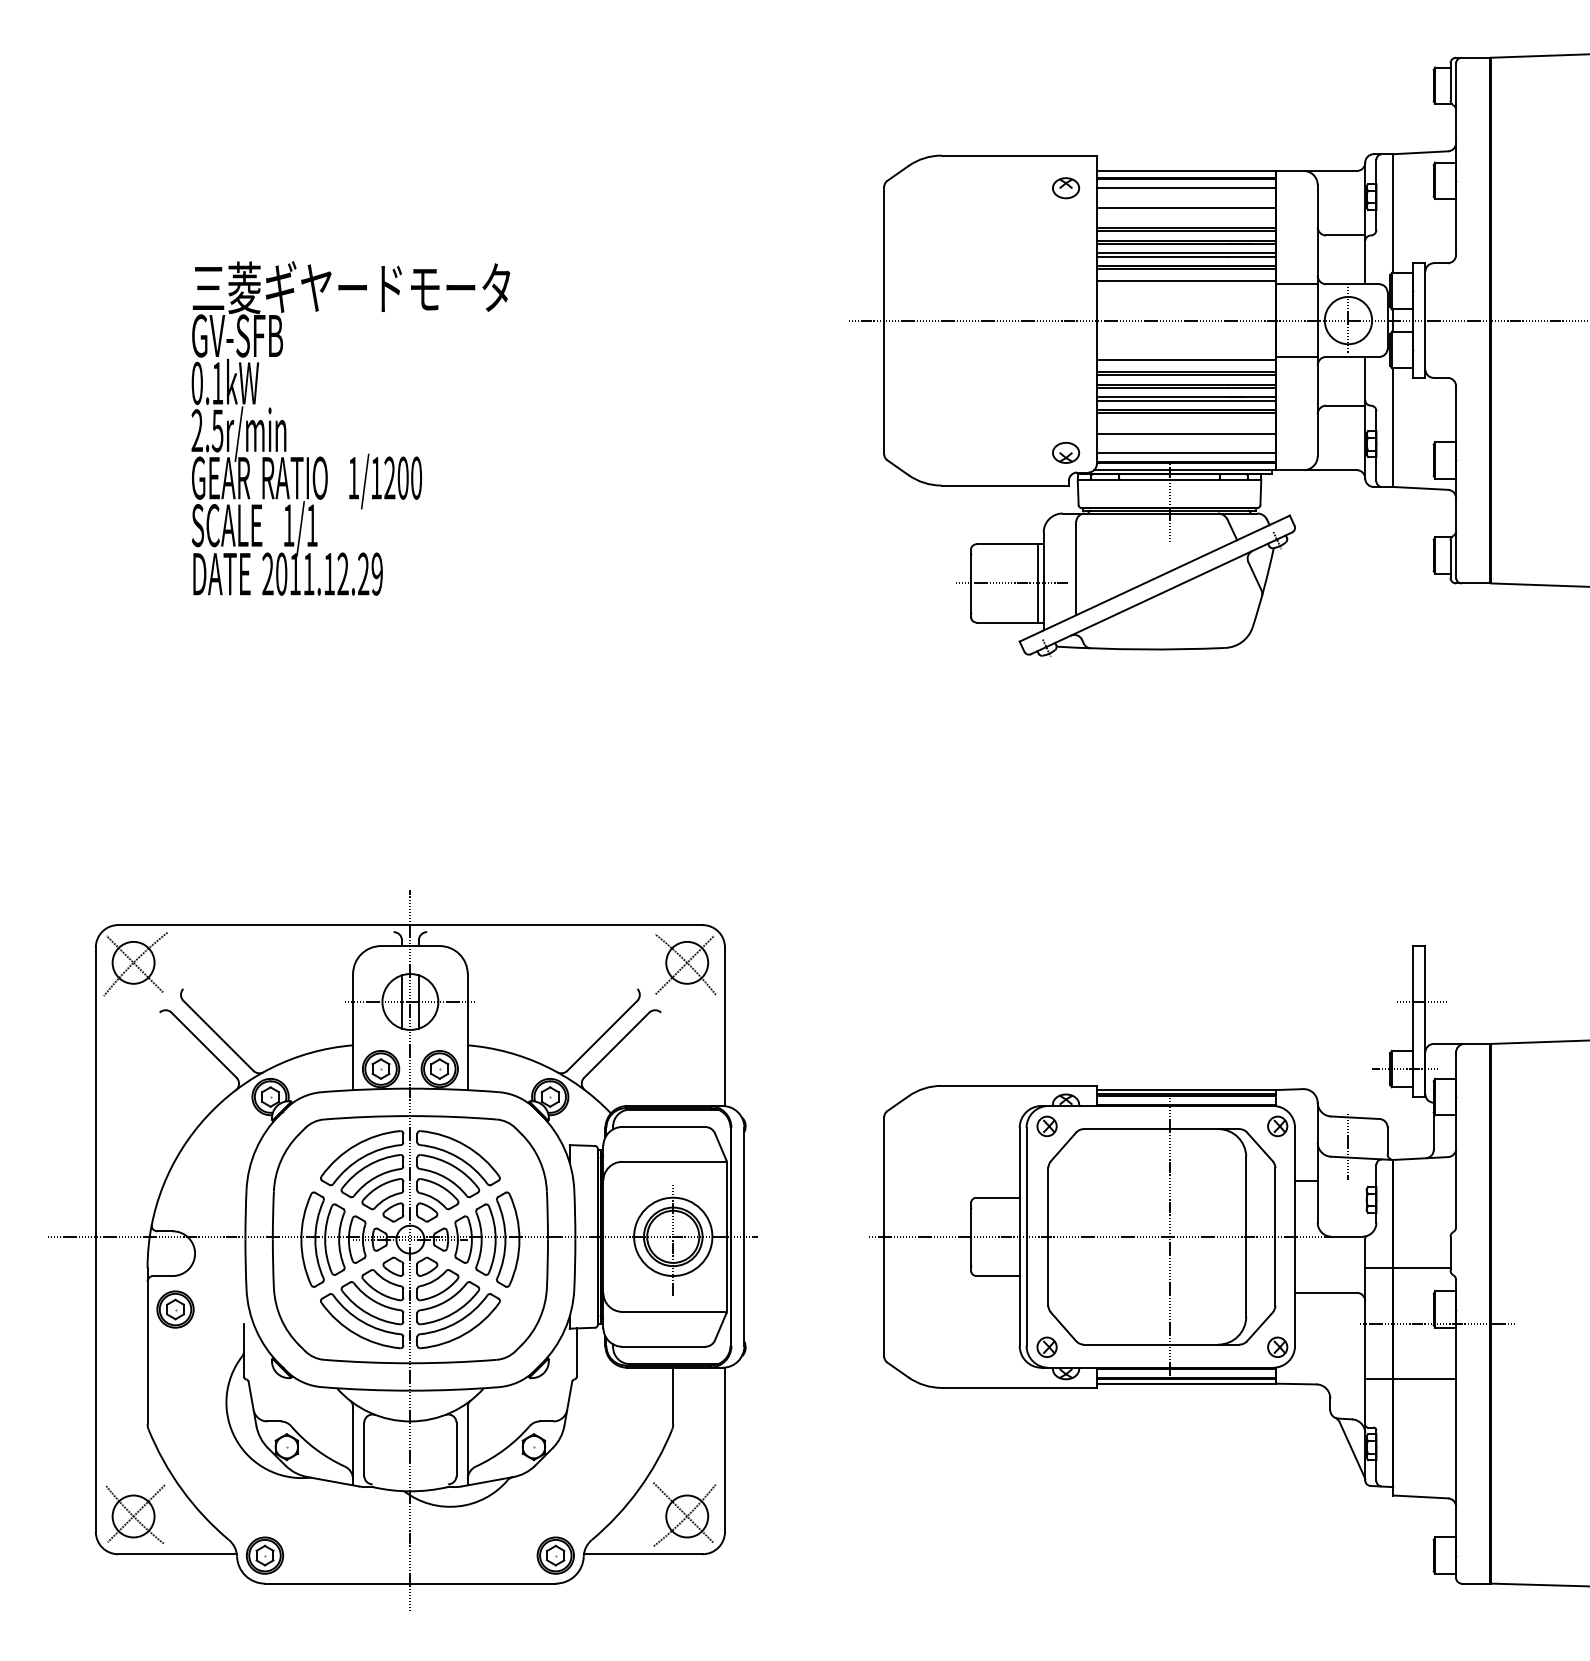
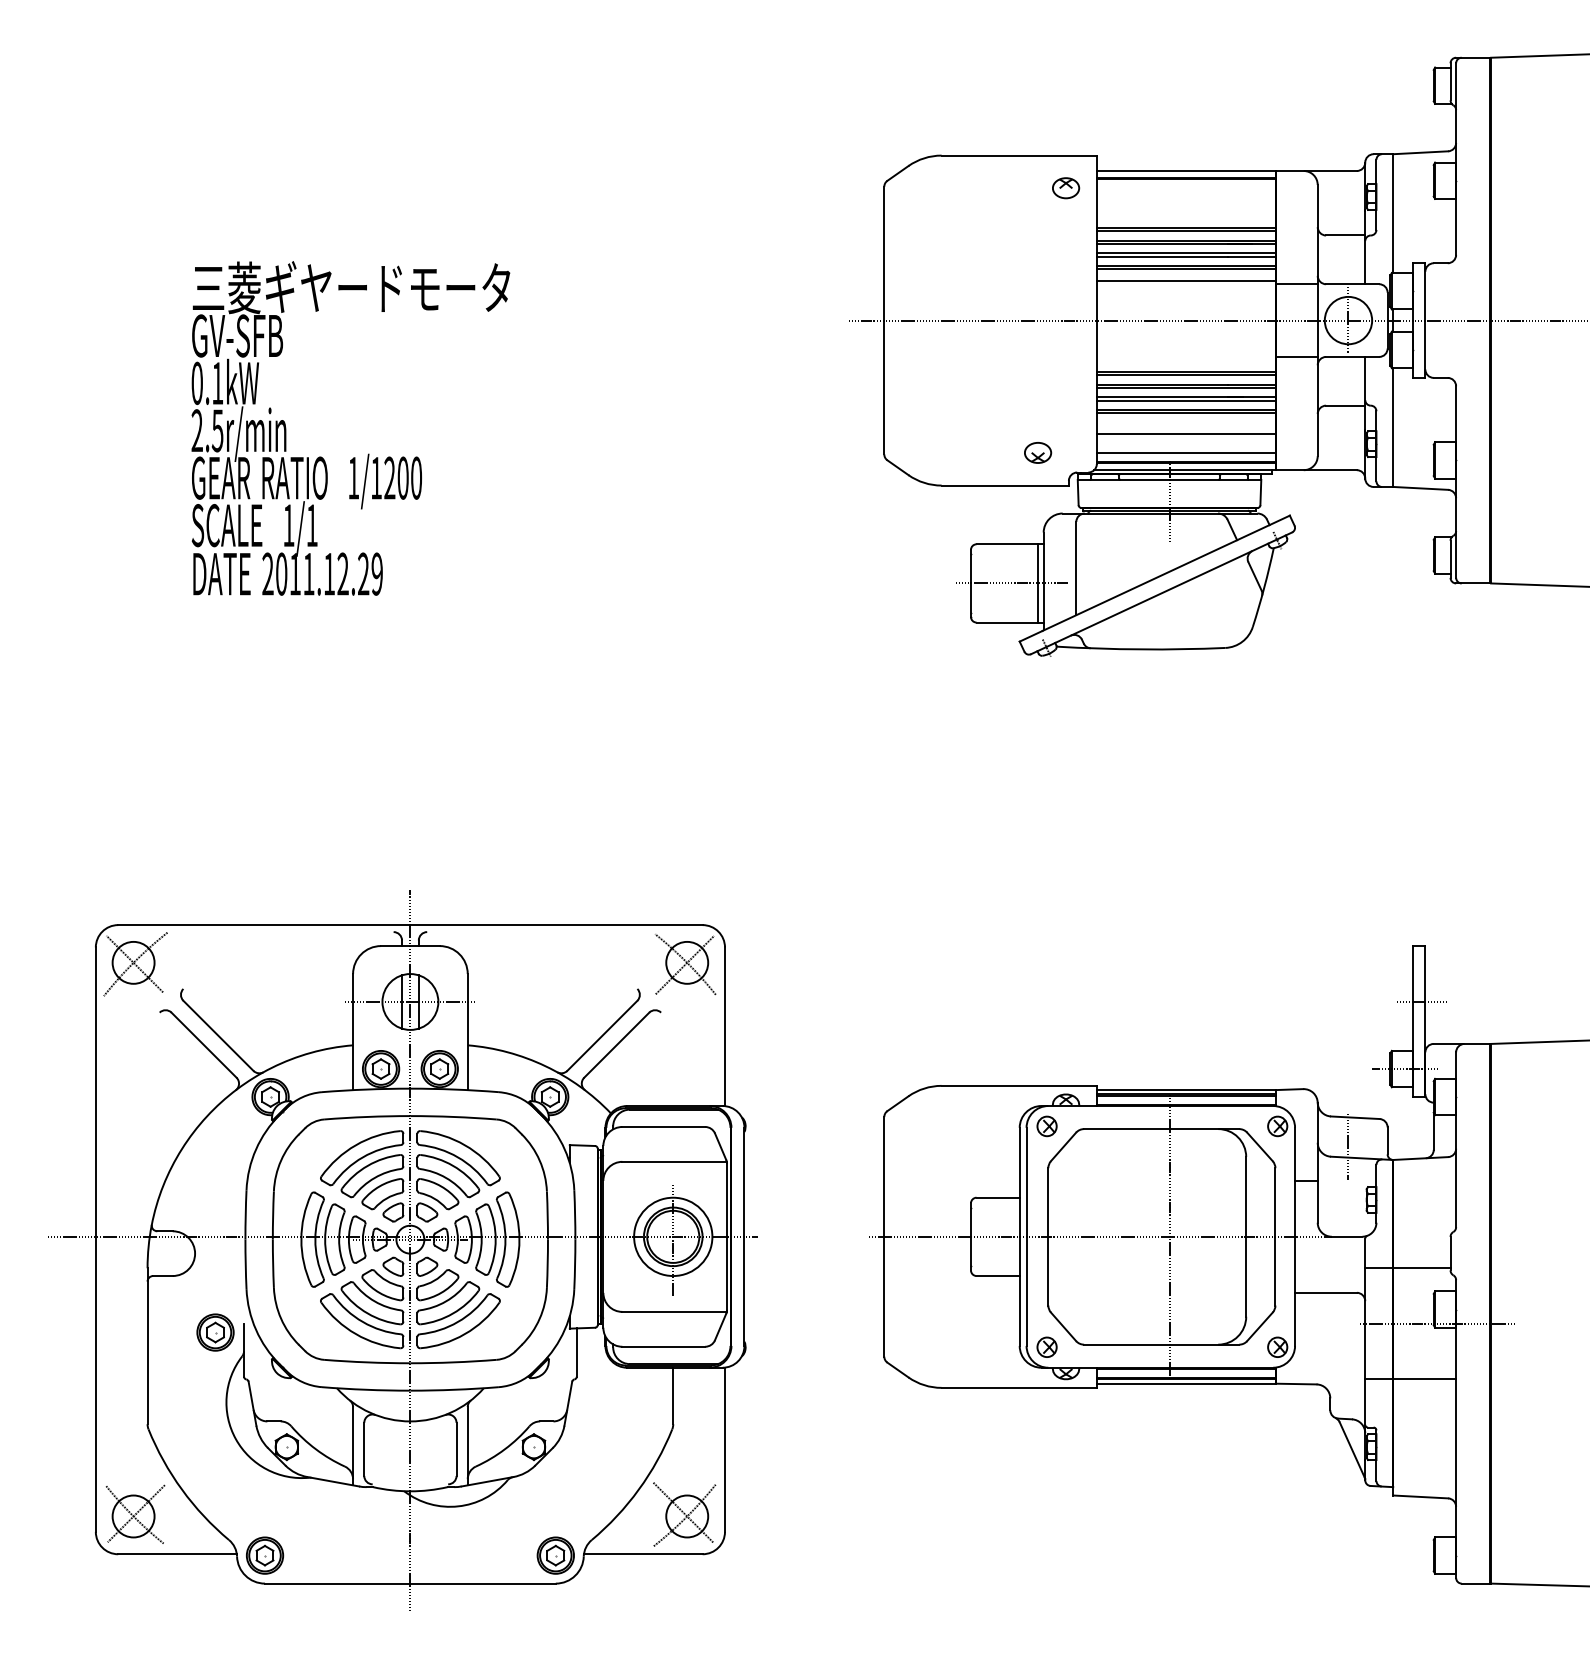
line: present -> none (1185, 188)
line: present -> none (1185, 207)
line: present -> none (1185, 359)
part position: (1066, 452) -> (1038, 452) (1038, 452)
part position: (175, 1309) -> (215, 1332) (215, 1332)
